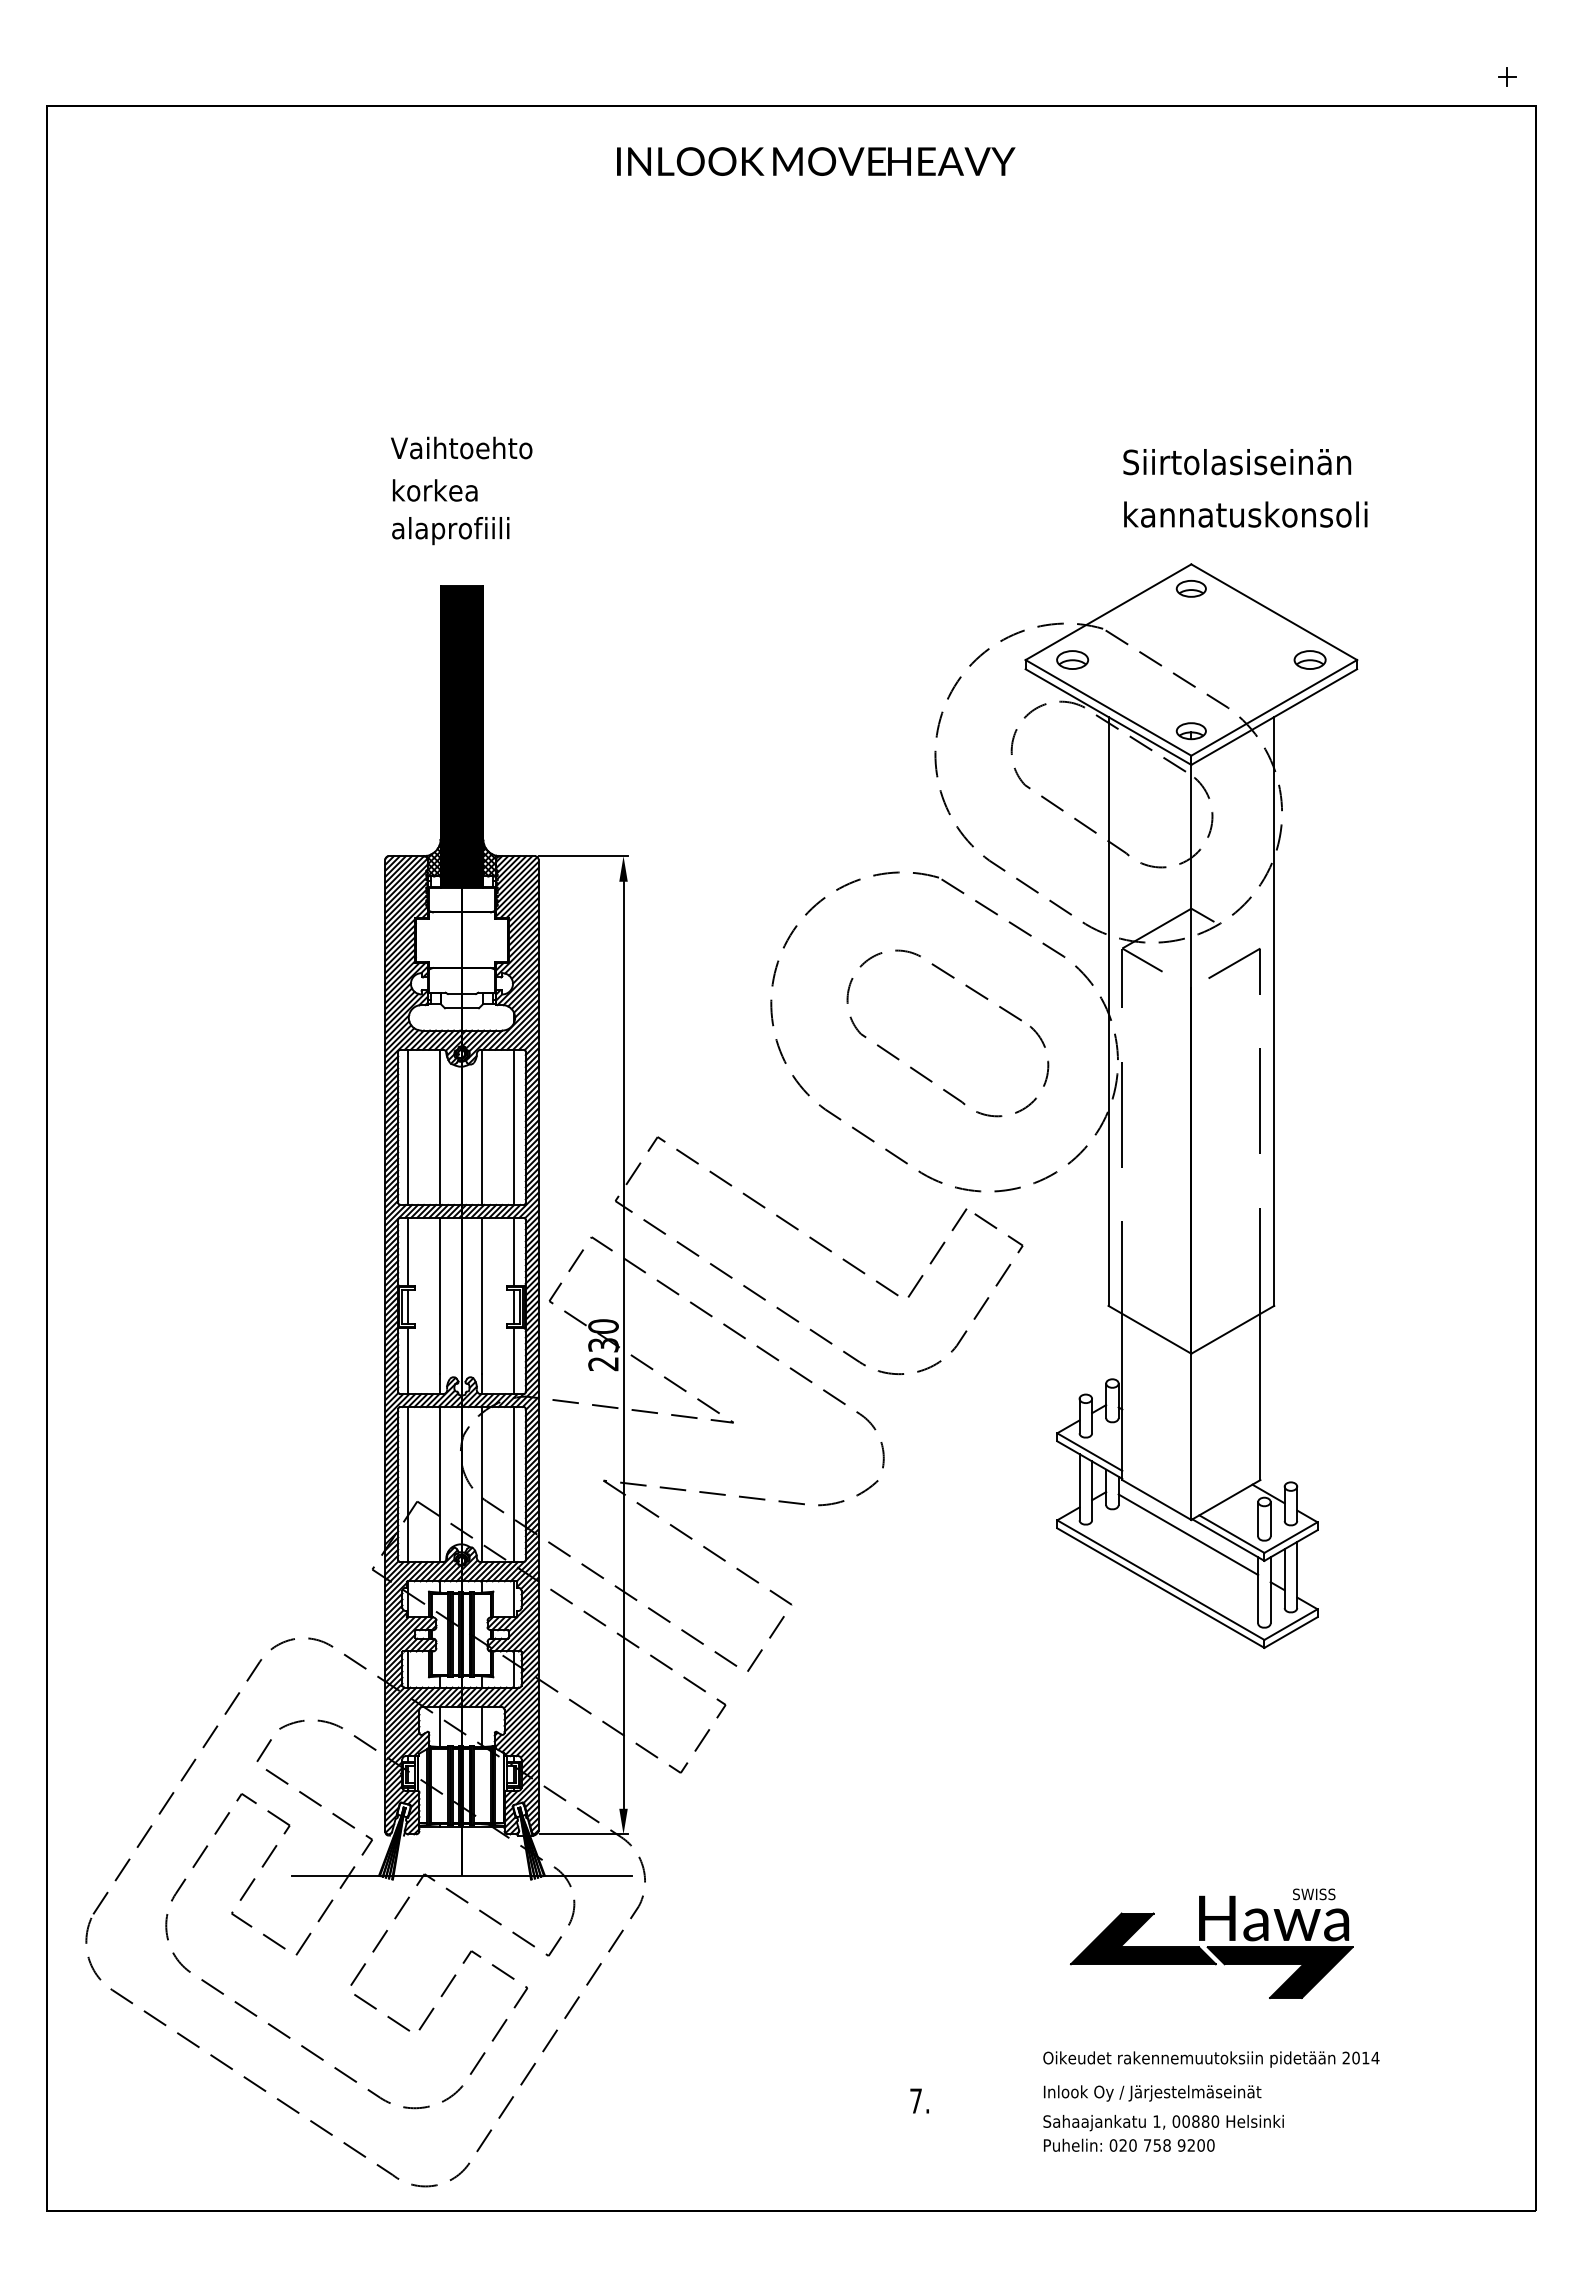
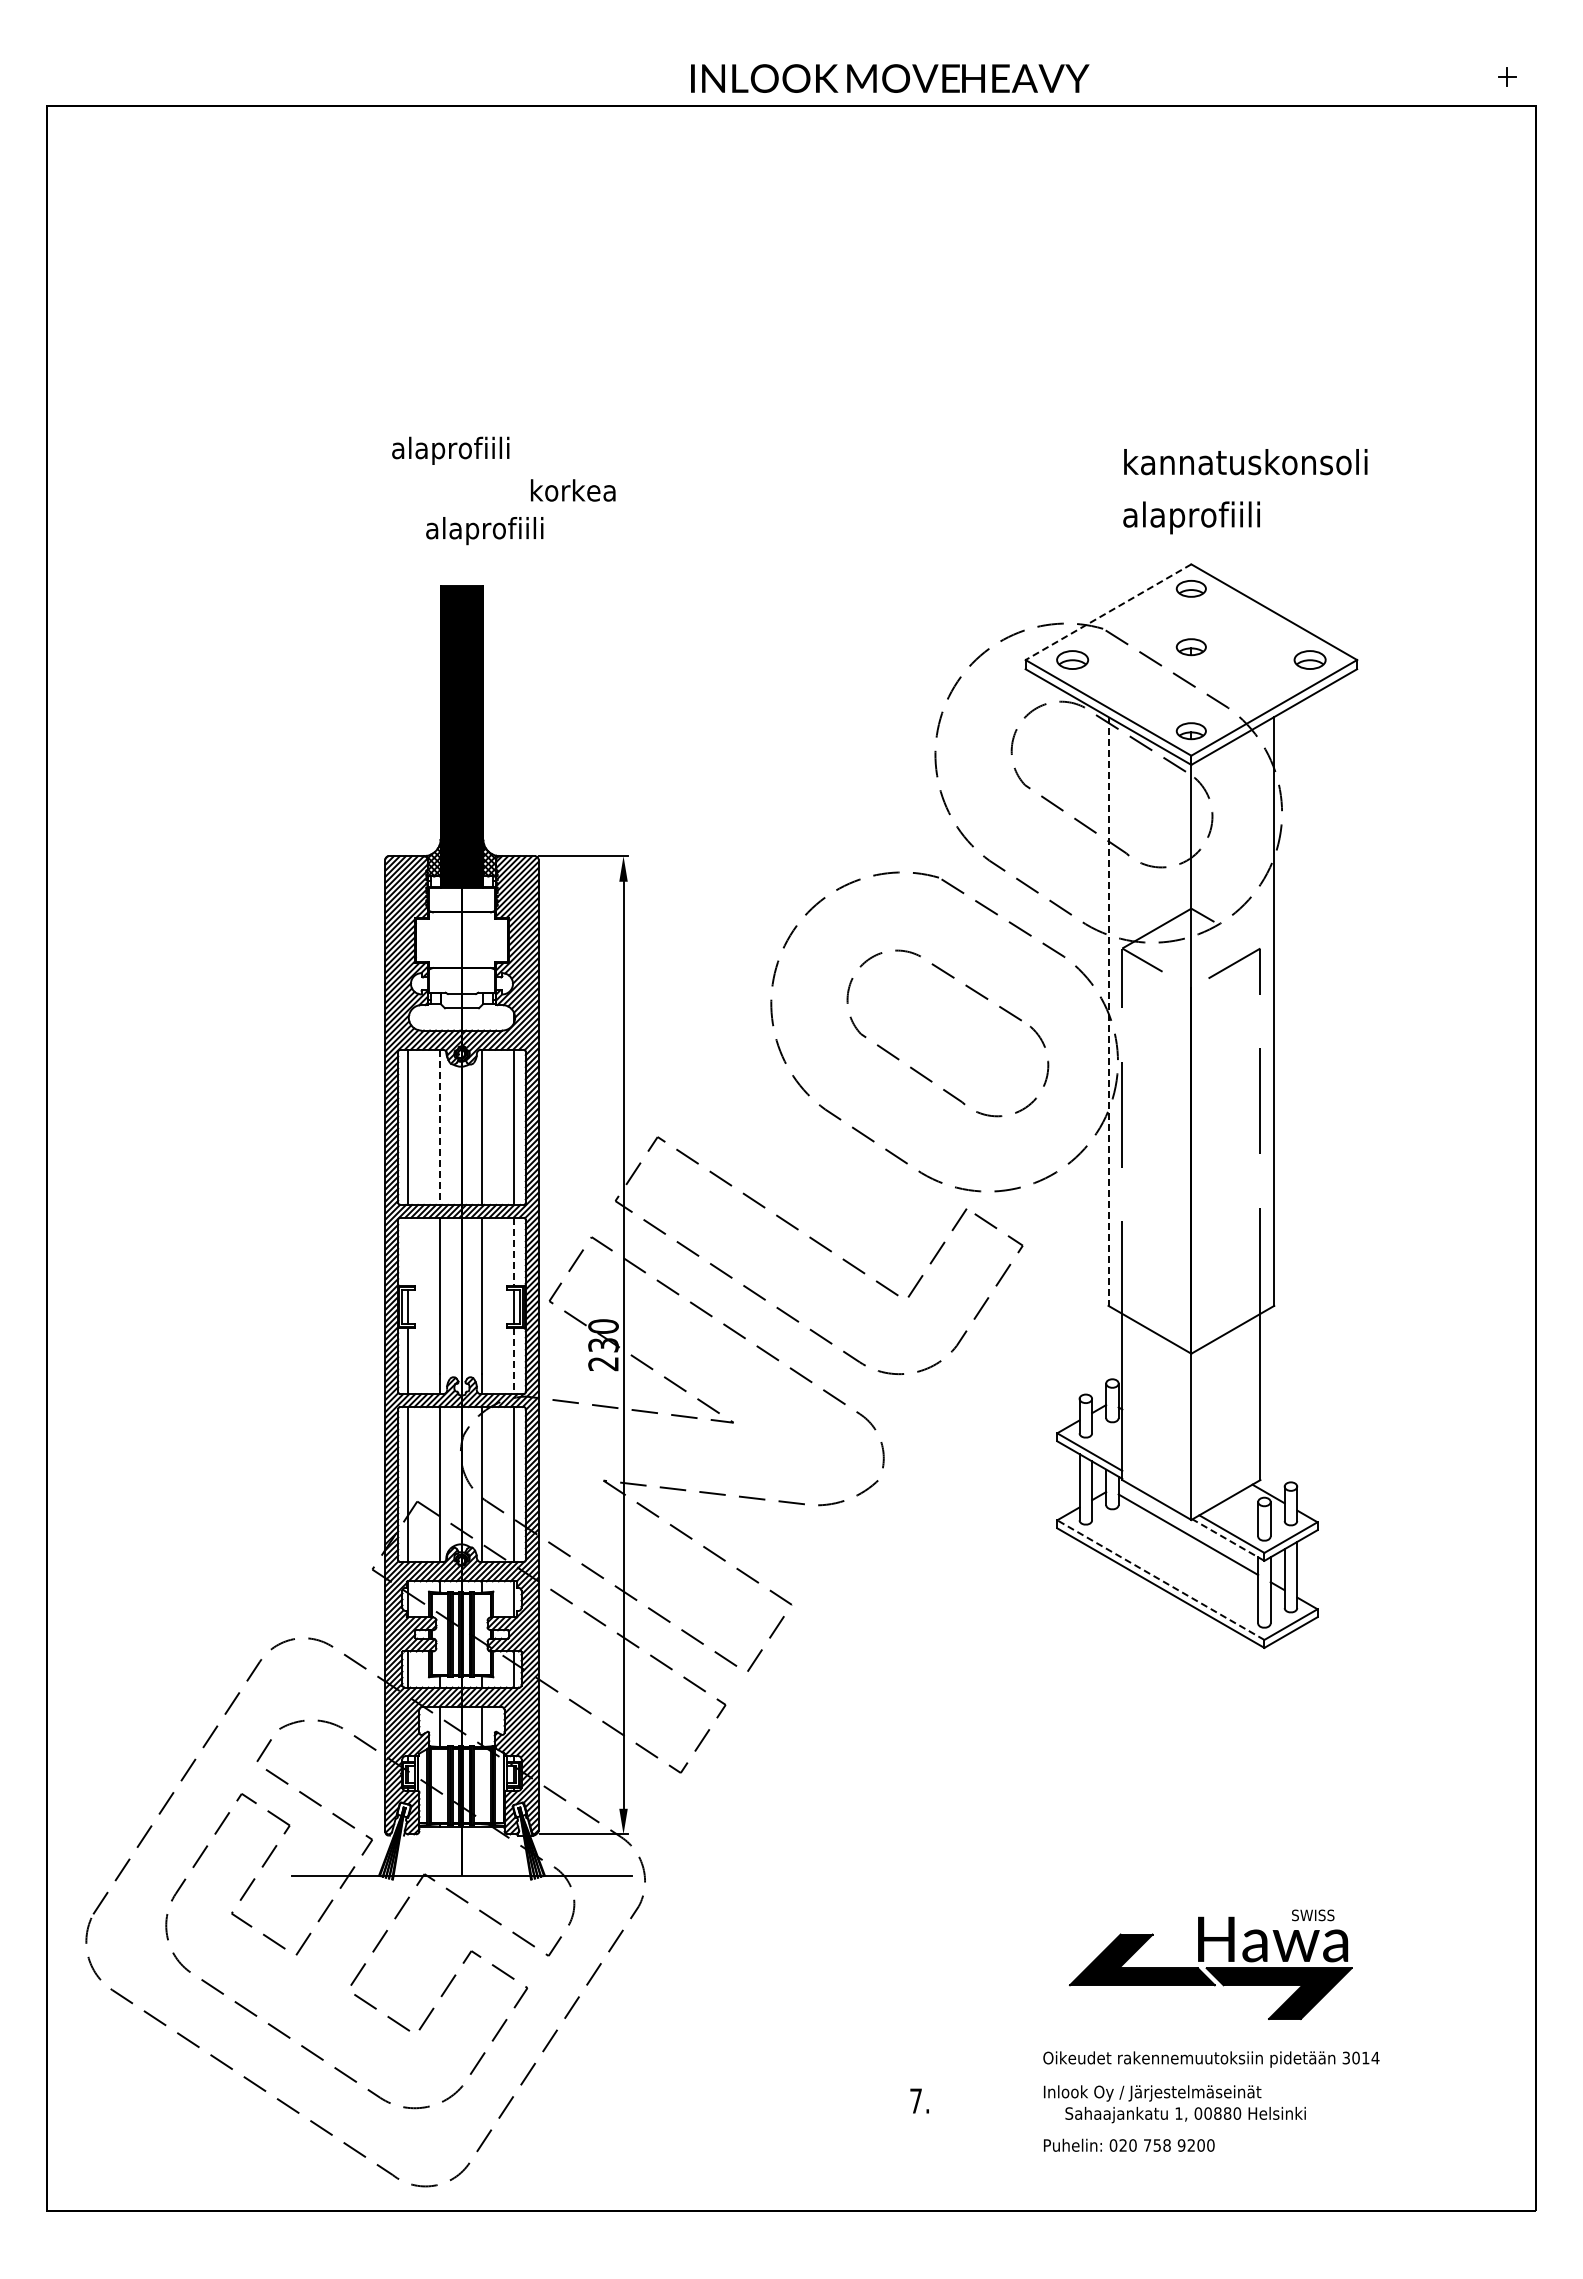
text position: (816, 161) -> (890, 78) (890, 78)
text: Vaihtoehto -> alaprofiili (461, 450)
text: Siirtolasiseinän -> kannatuskonsoli (1245, 462)
text position: (435, 490) -> (573, 490) (573, 490)
text: kannatuskonsoli -> alaprofiili (1245, 517)
text position: (450, 531) -> (484, 531) (484, 531)
line: solid -> dashed (1108, 612)
part: none -> present (1190, 647)
line: solid -> dashed (1108, 1011)
line: solid -> dashed (440, 1127)
line: present -> none (408, 1251)
line: solid -> dashed (514, 1252)
line: solid -> dashed (514, 1361)
line: solid -> dashed (1228, 1540)
line: solid -> dashed (1160, 1580)
part position: (1211, 1943) -> (1210, 1964) (1210, 1964)
text: 2014 -> 3014 (1345, 2058)
text position: (1163, 2123) -> (1185, 2115) (1185, 2115)
